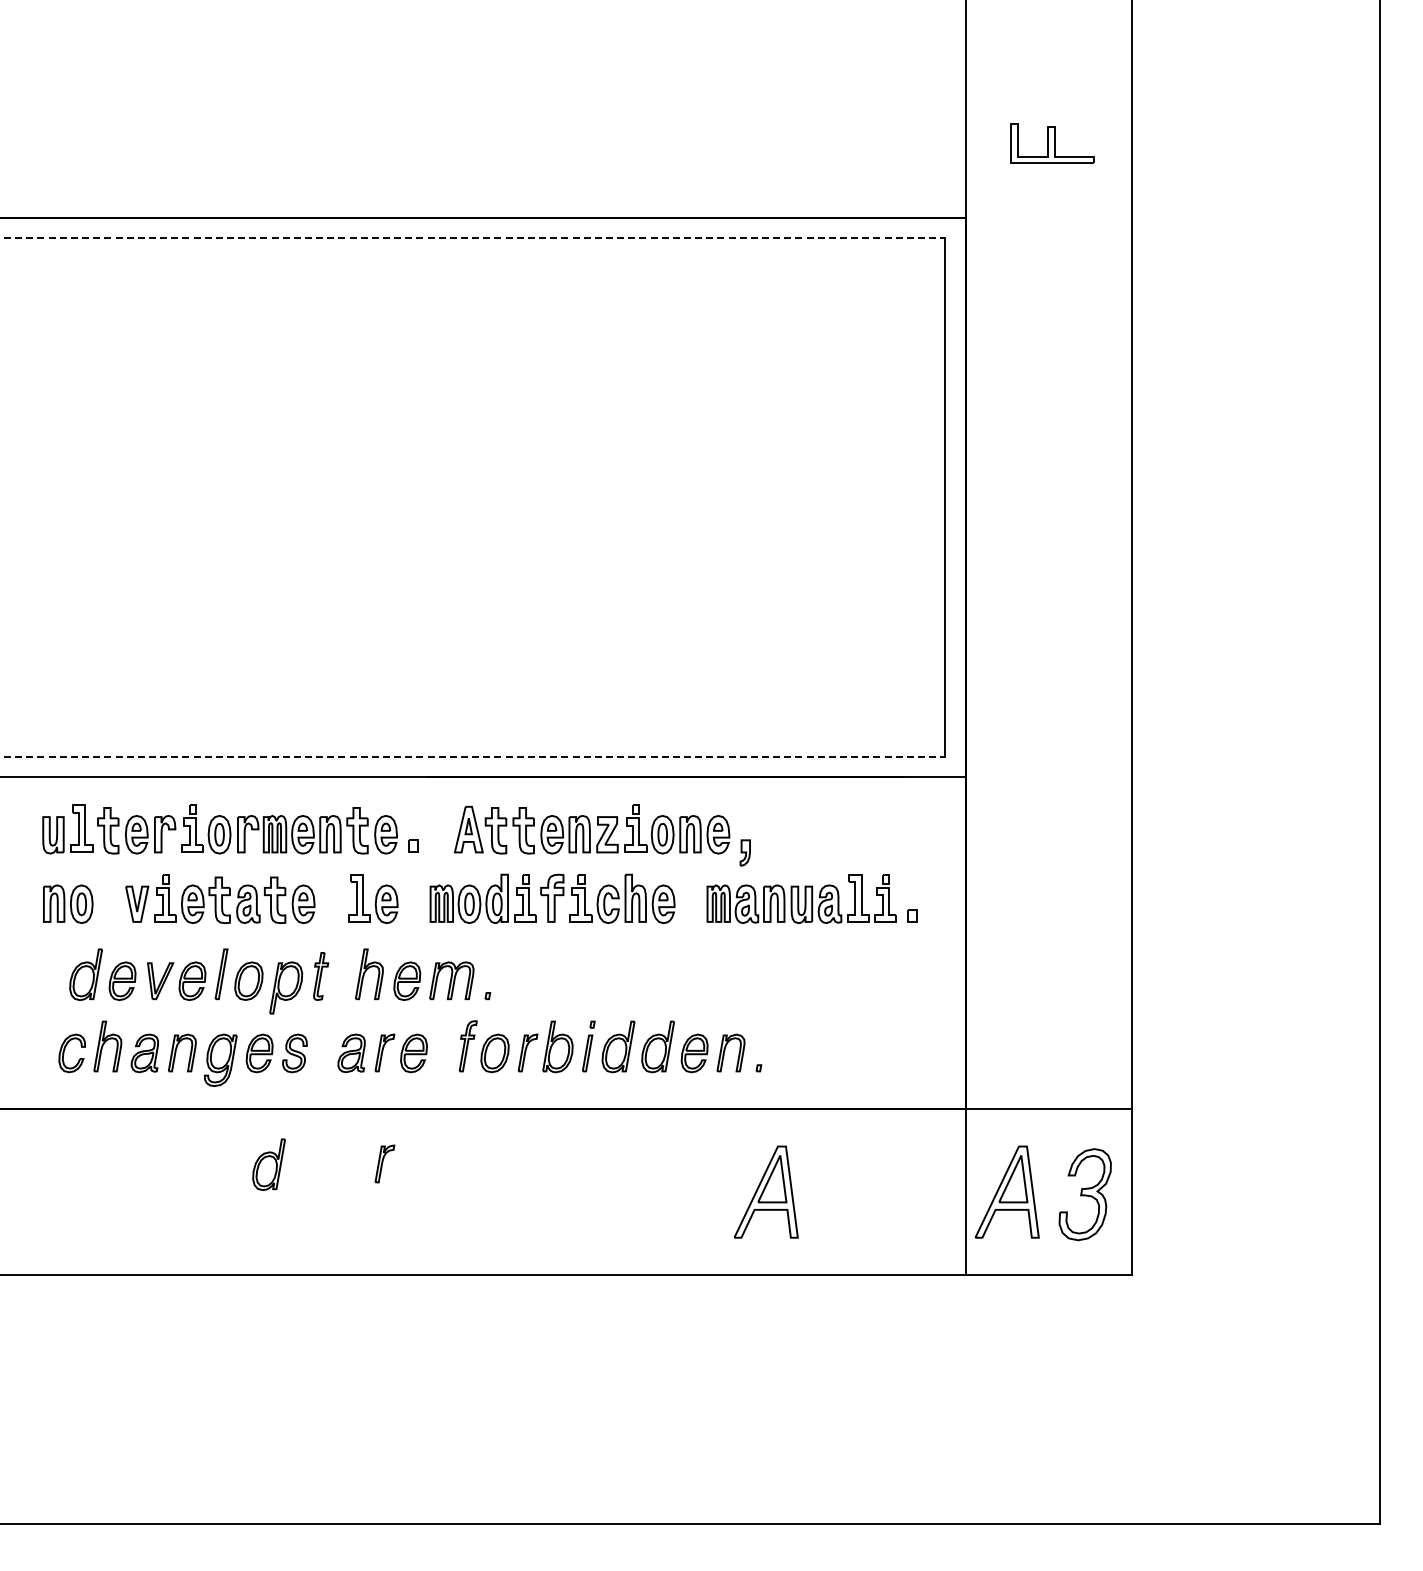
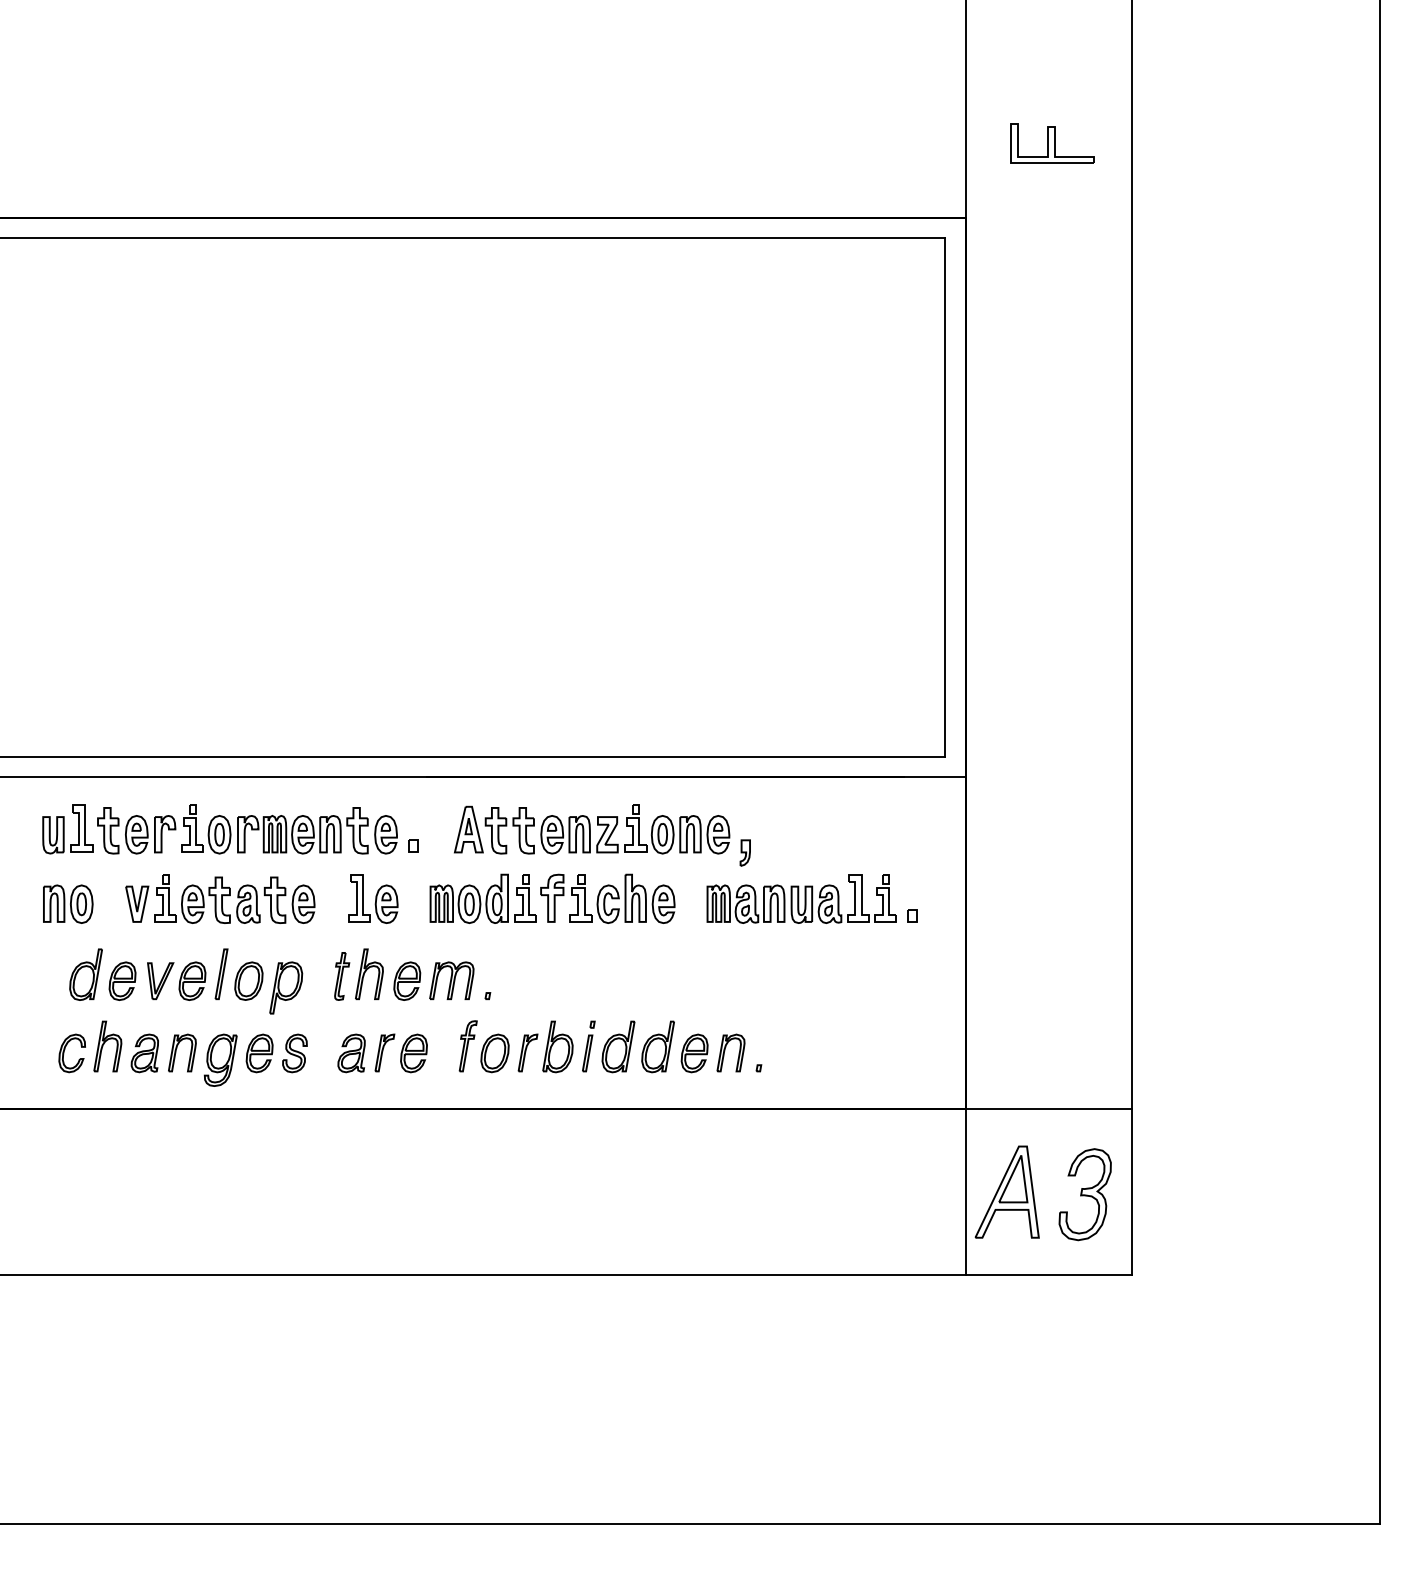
line: dashed -> solid (473, 238)
line: dashed -> solid (473, 756)
part position: (321, 976) -> (342, 976) (342, 976)
part: present -> none (384, 1163)
part: present -> none (268, 1164)
part: present -> none (765, 1191)
